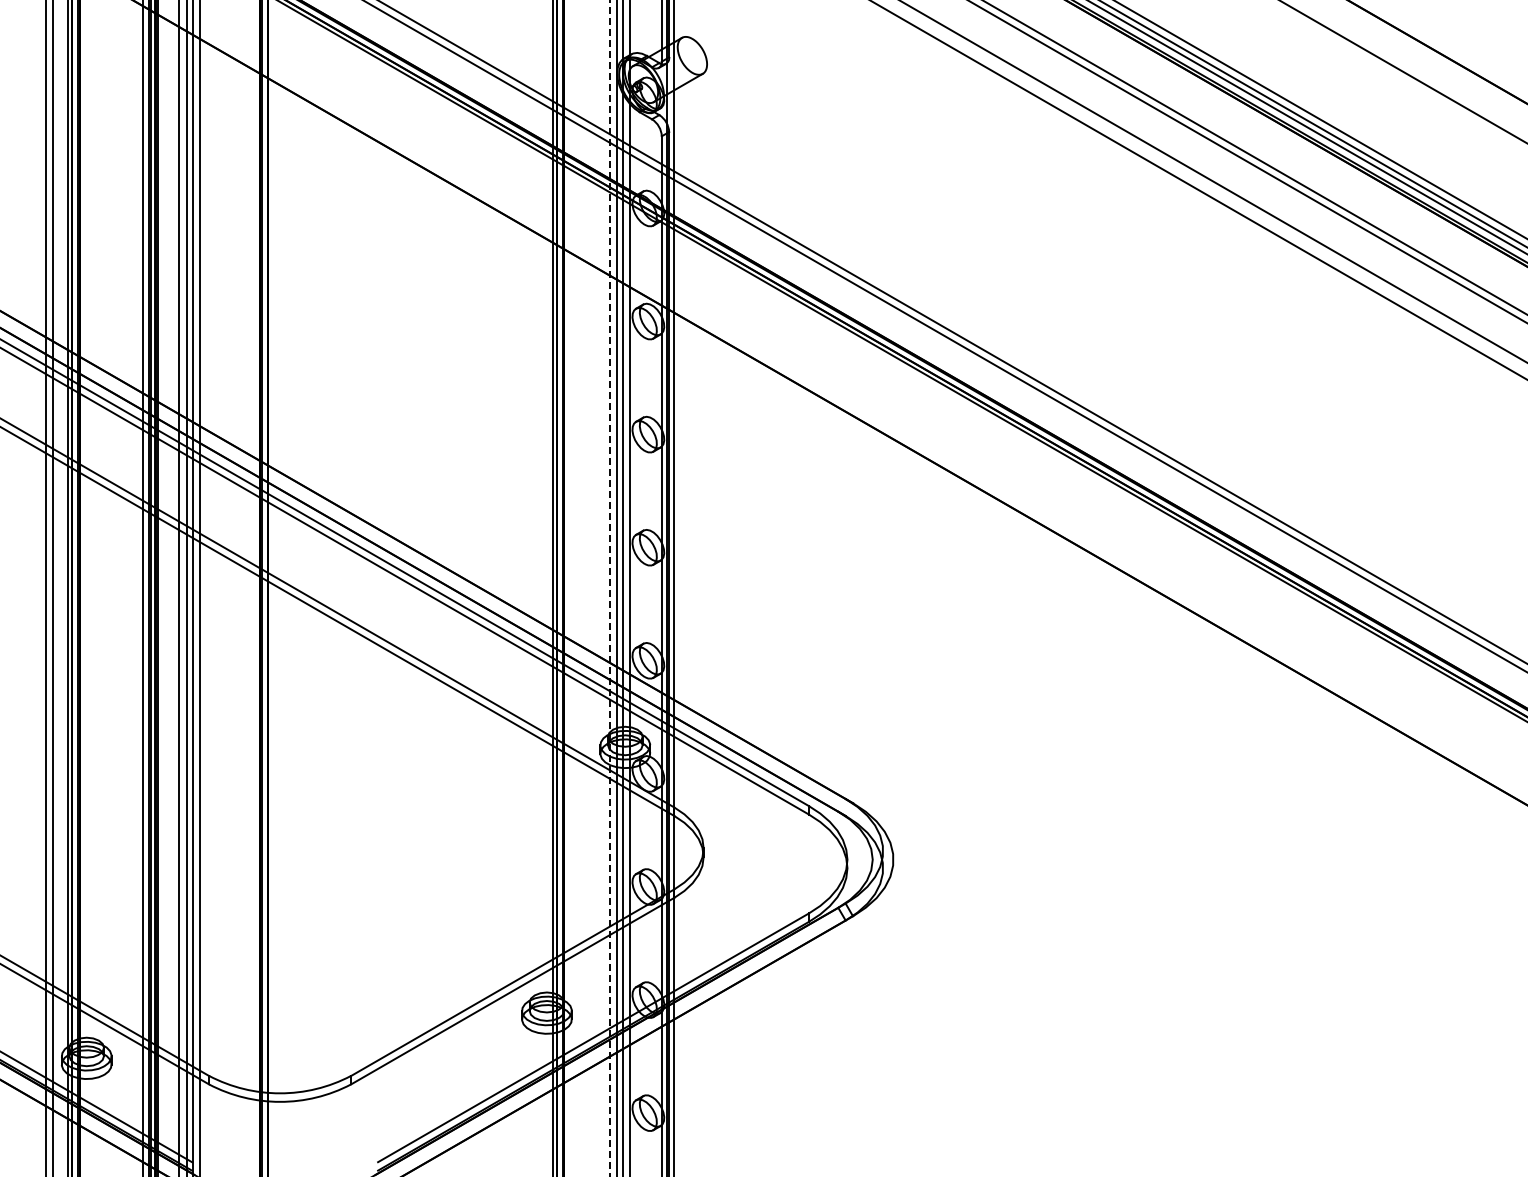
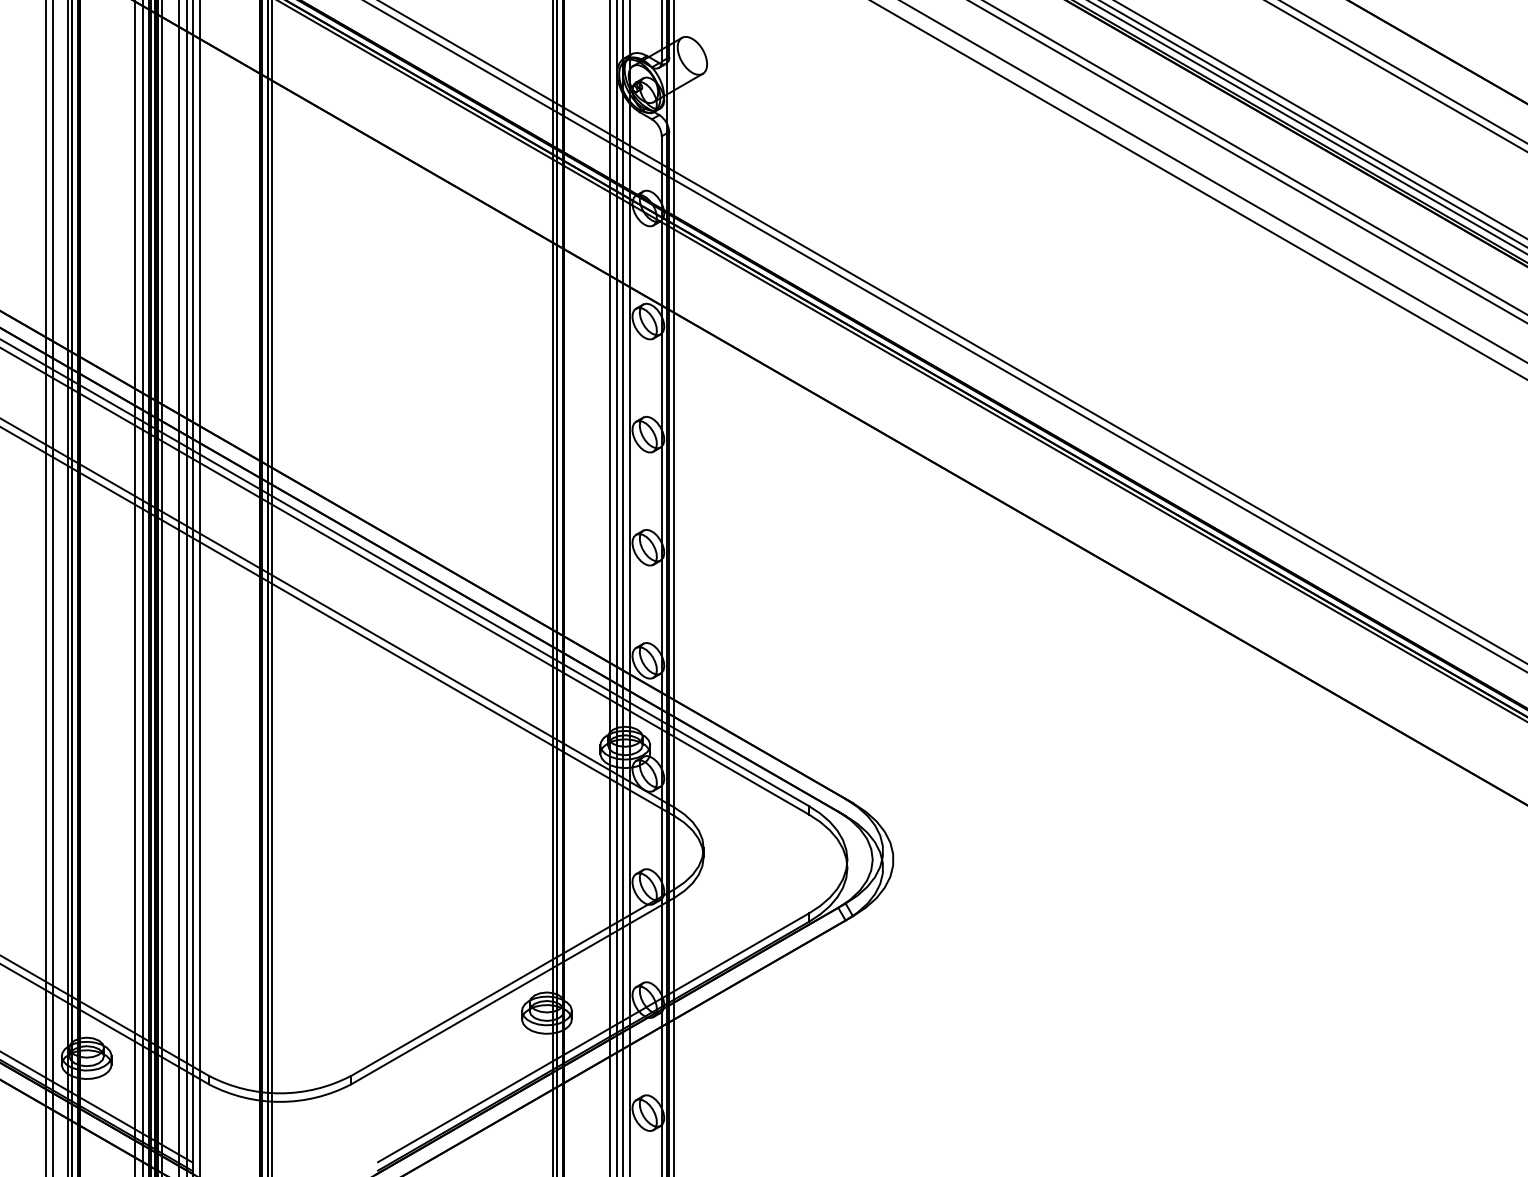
line: none -> present (1395, 76)
line: none -> present (135, 587)
line: none -> present (162, 587)
line: none -> present (271, 587)
line: dashed -> solid (609, 588)
